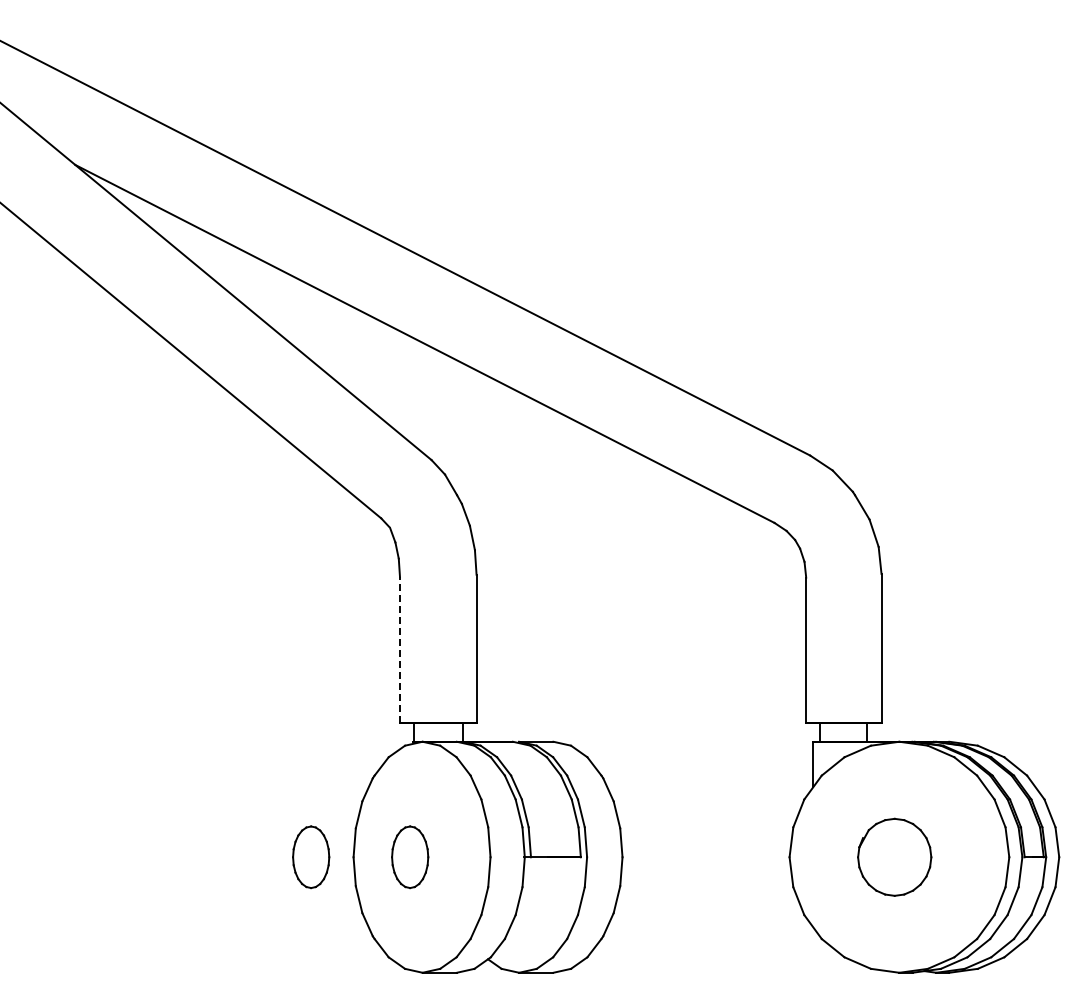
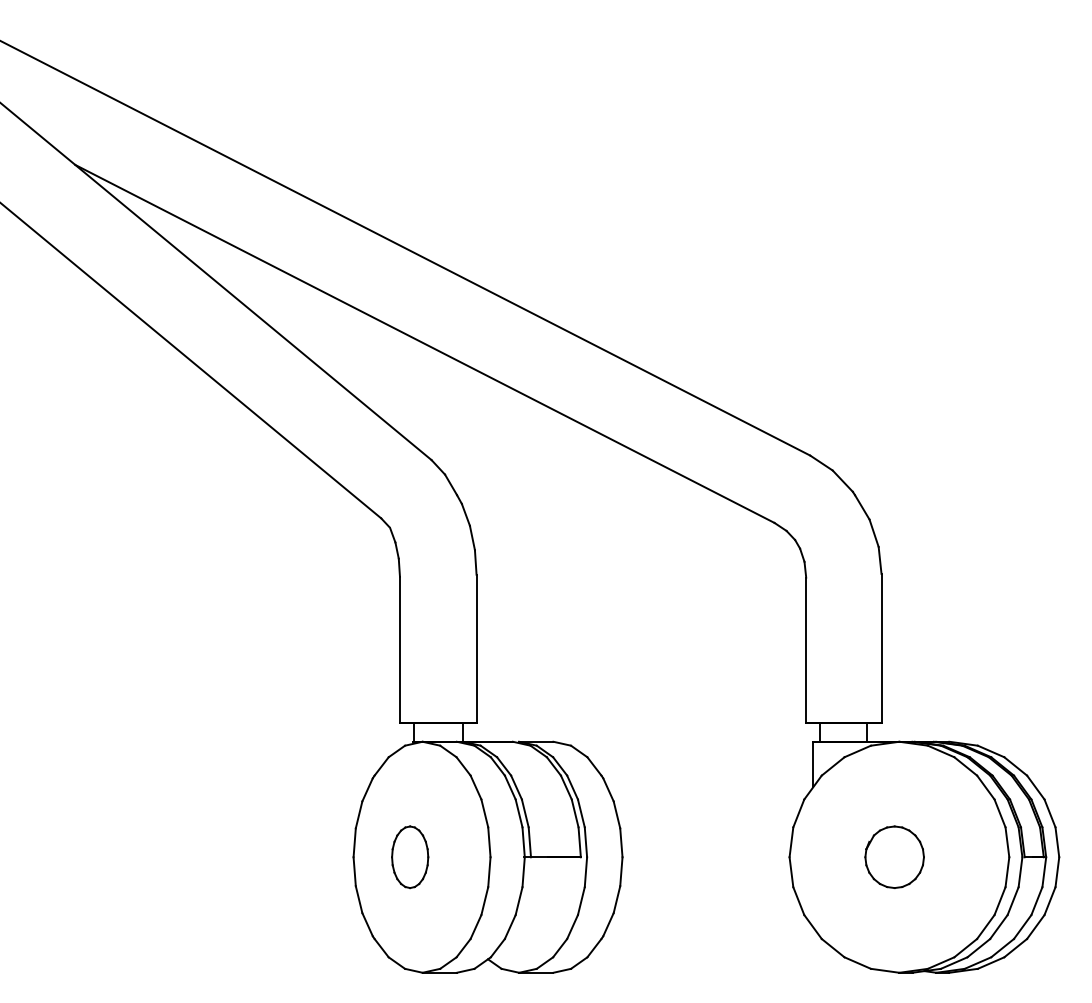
line: dashed -> solid (399, 649)
part size: 76x80 px -> 61x64 px (894, 856)
part: present -> none (311, 857)
